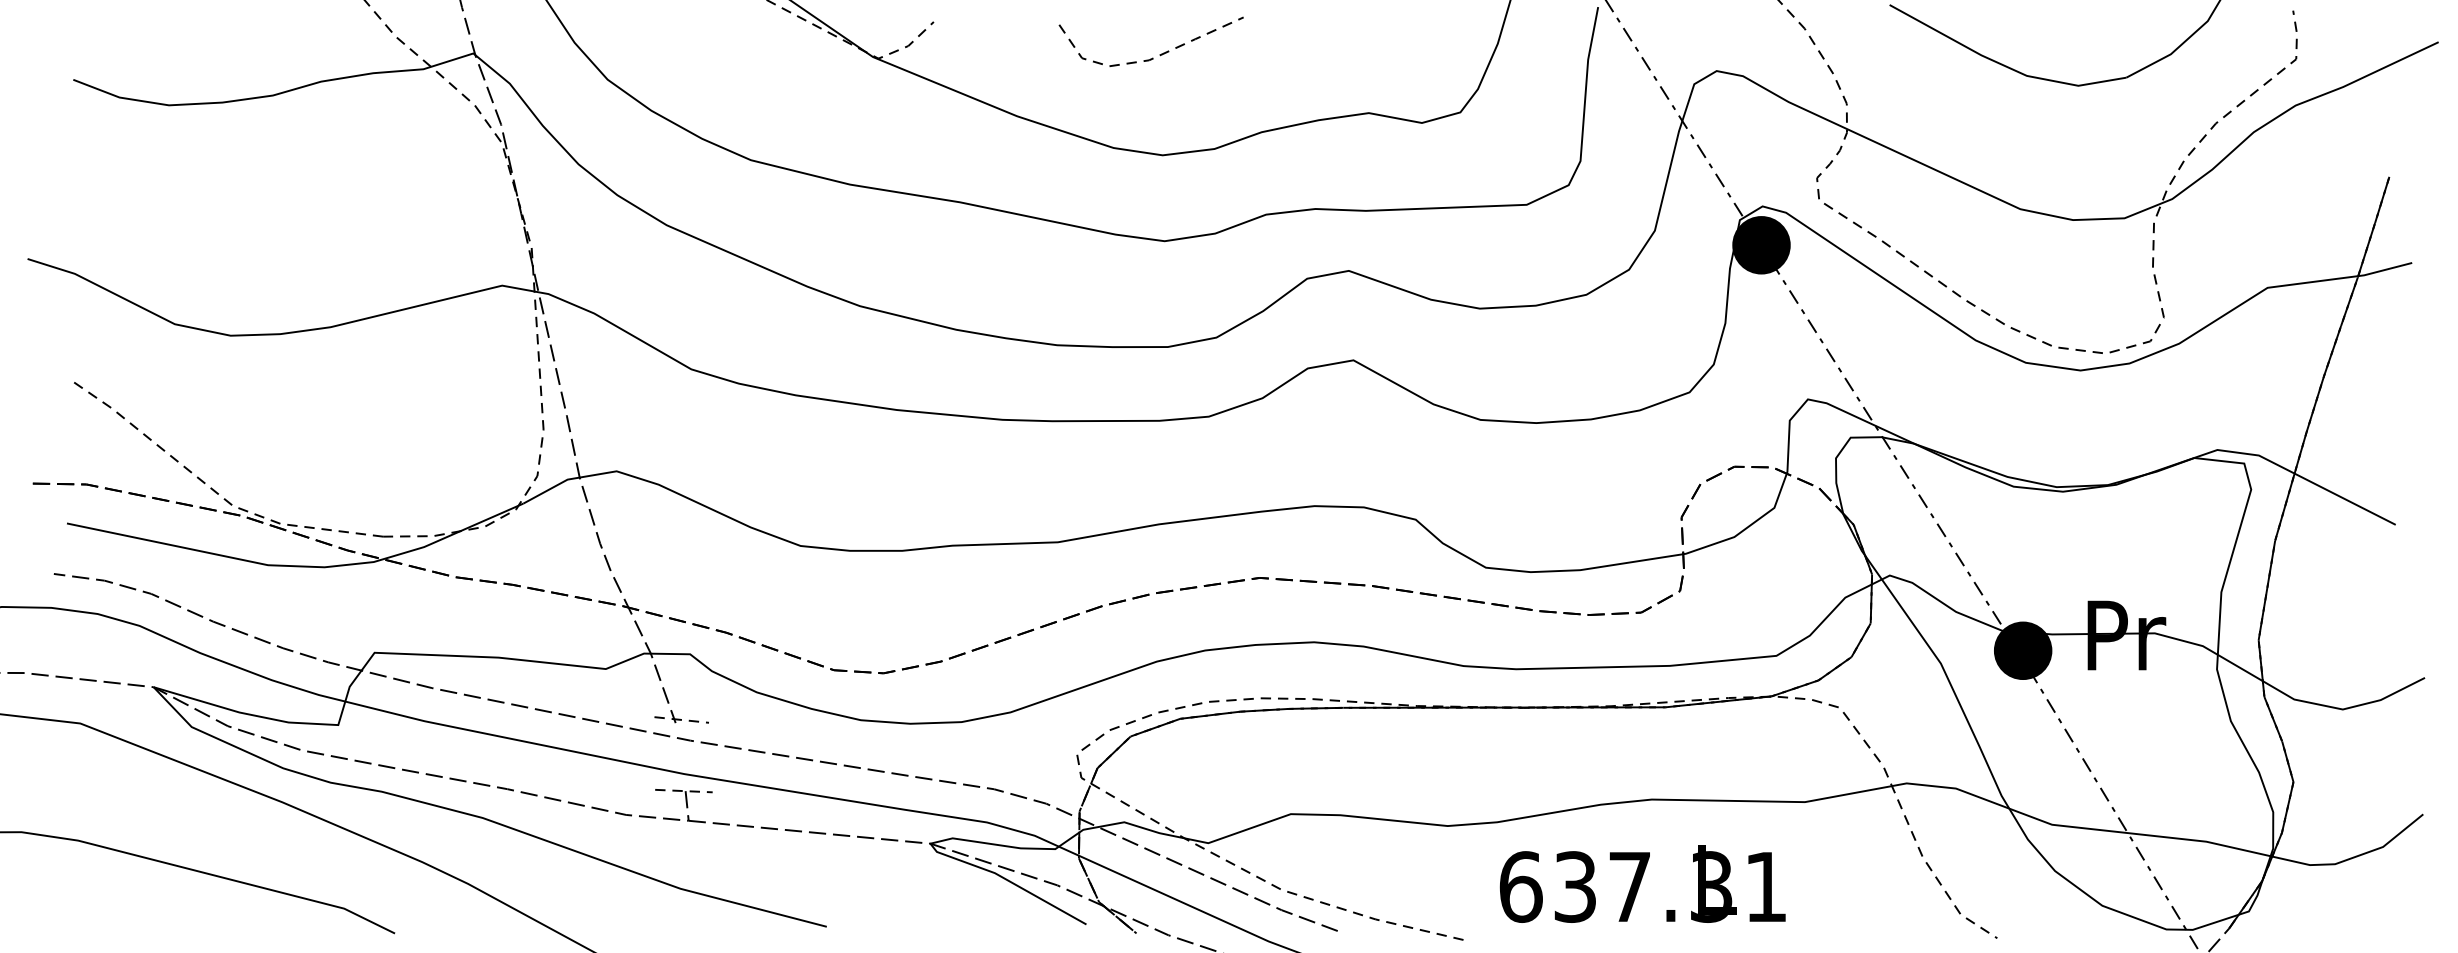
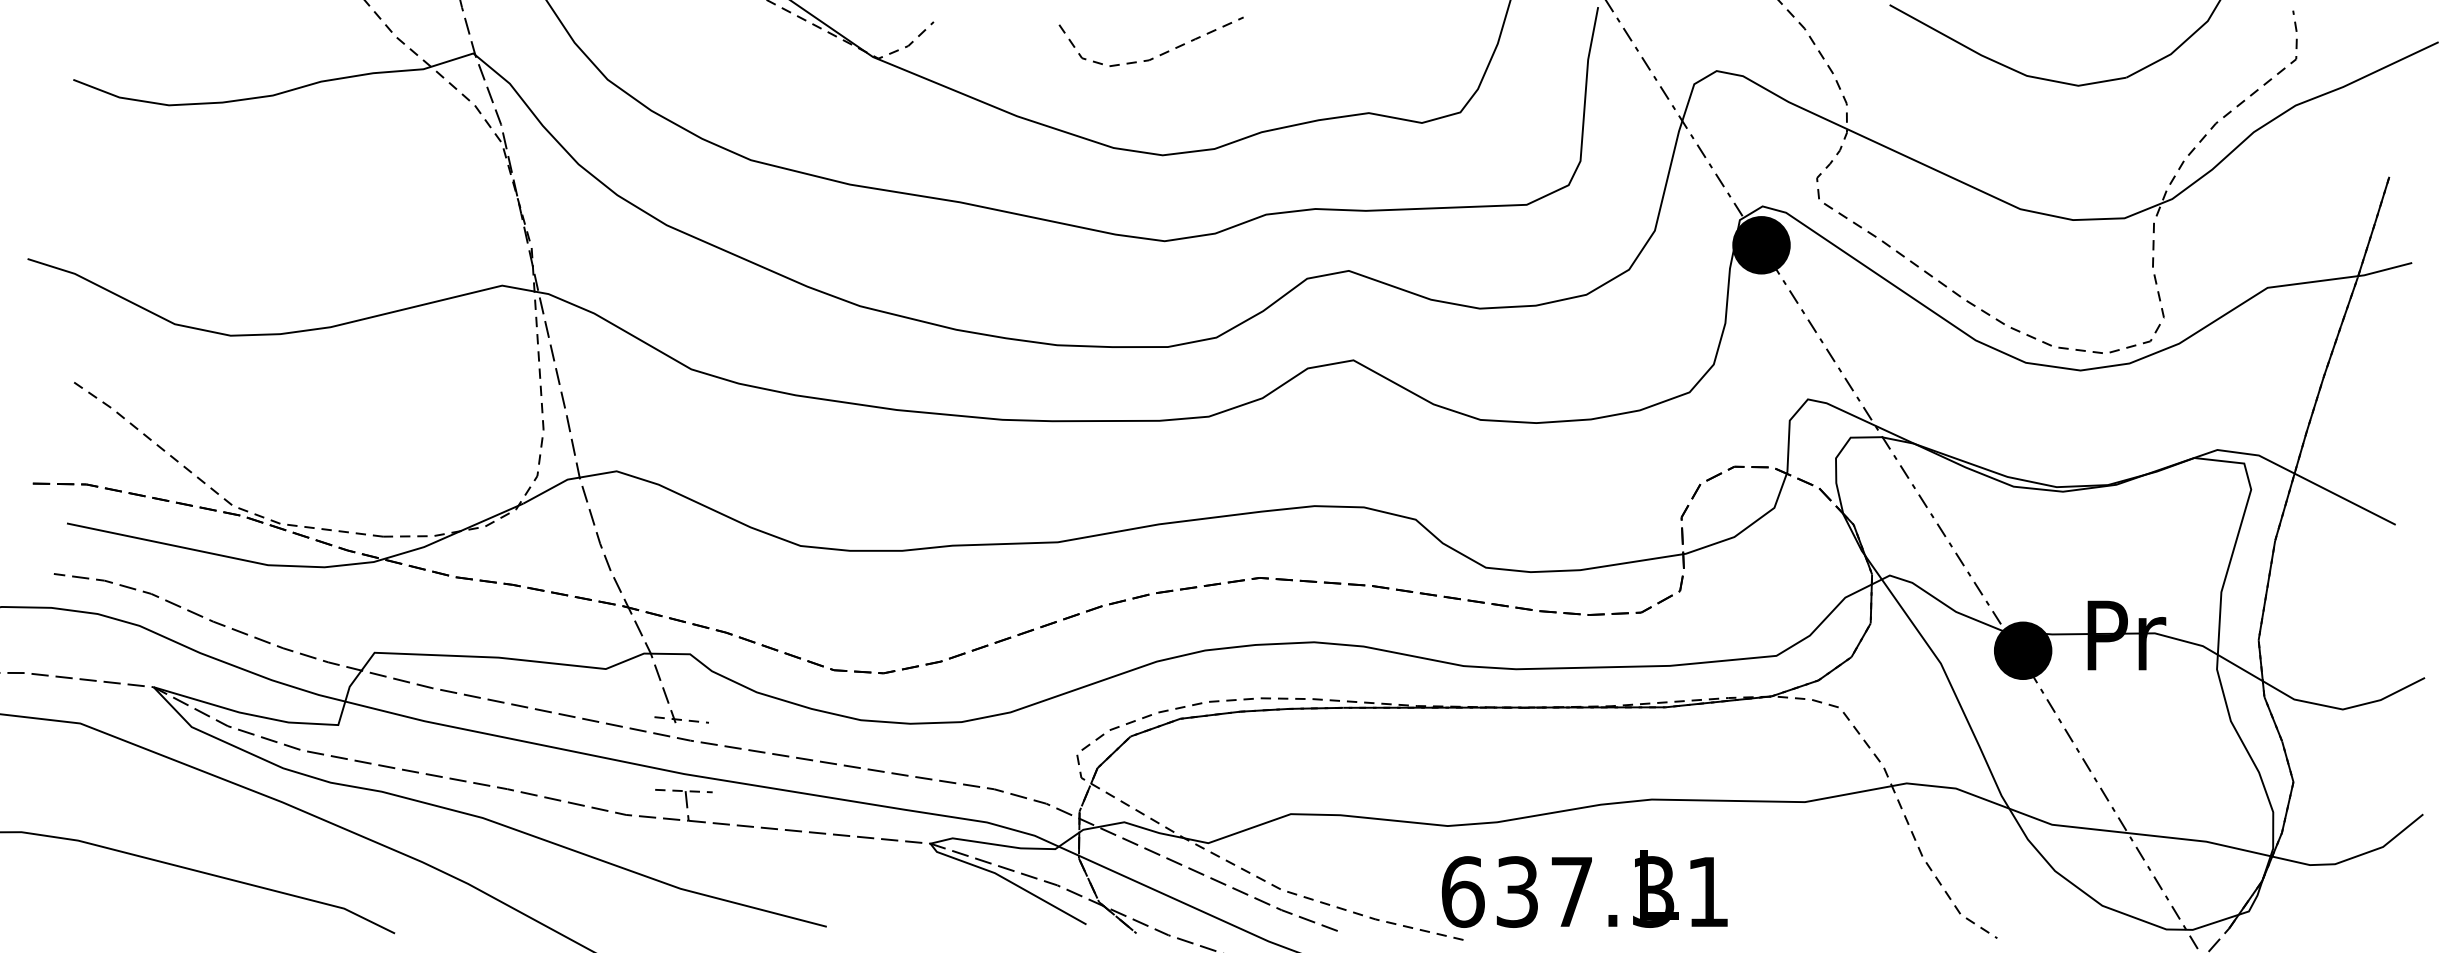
text position: (1642, 883) -> (1584, 888) (1584, 888)
